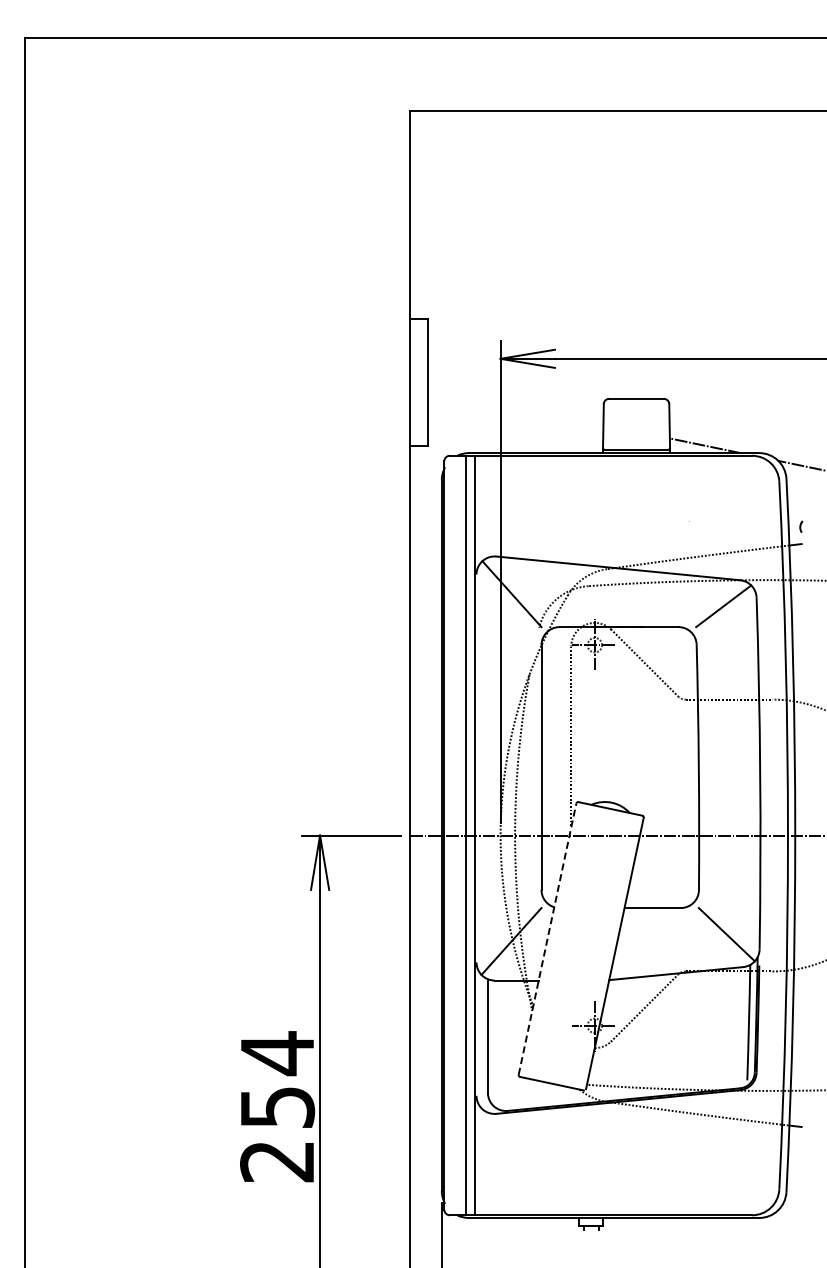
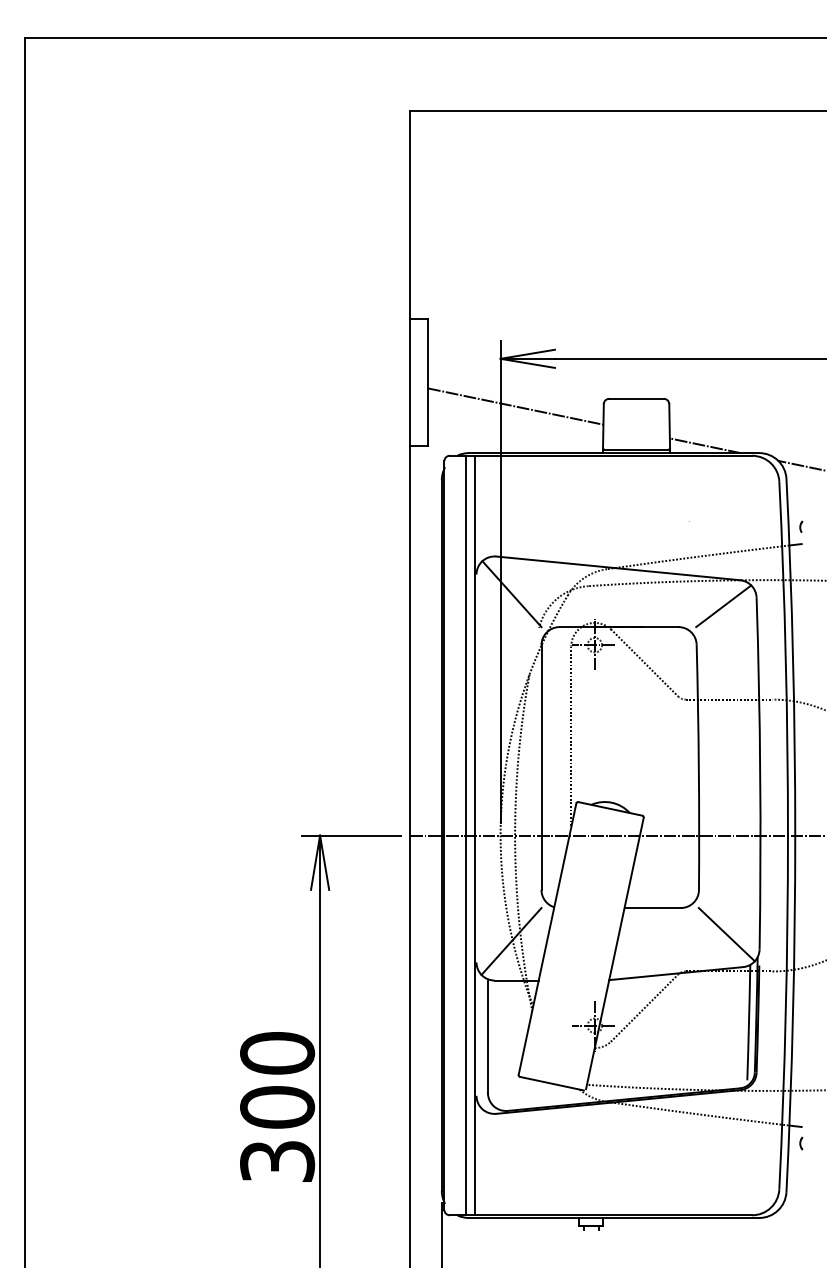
line: none -> present (515, 406)
line: dashed -> solid (547, 939)
text: 254 -> 300 (277, 1106)
part: none -> present (801, 1143)
